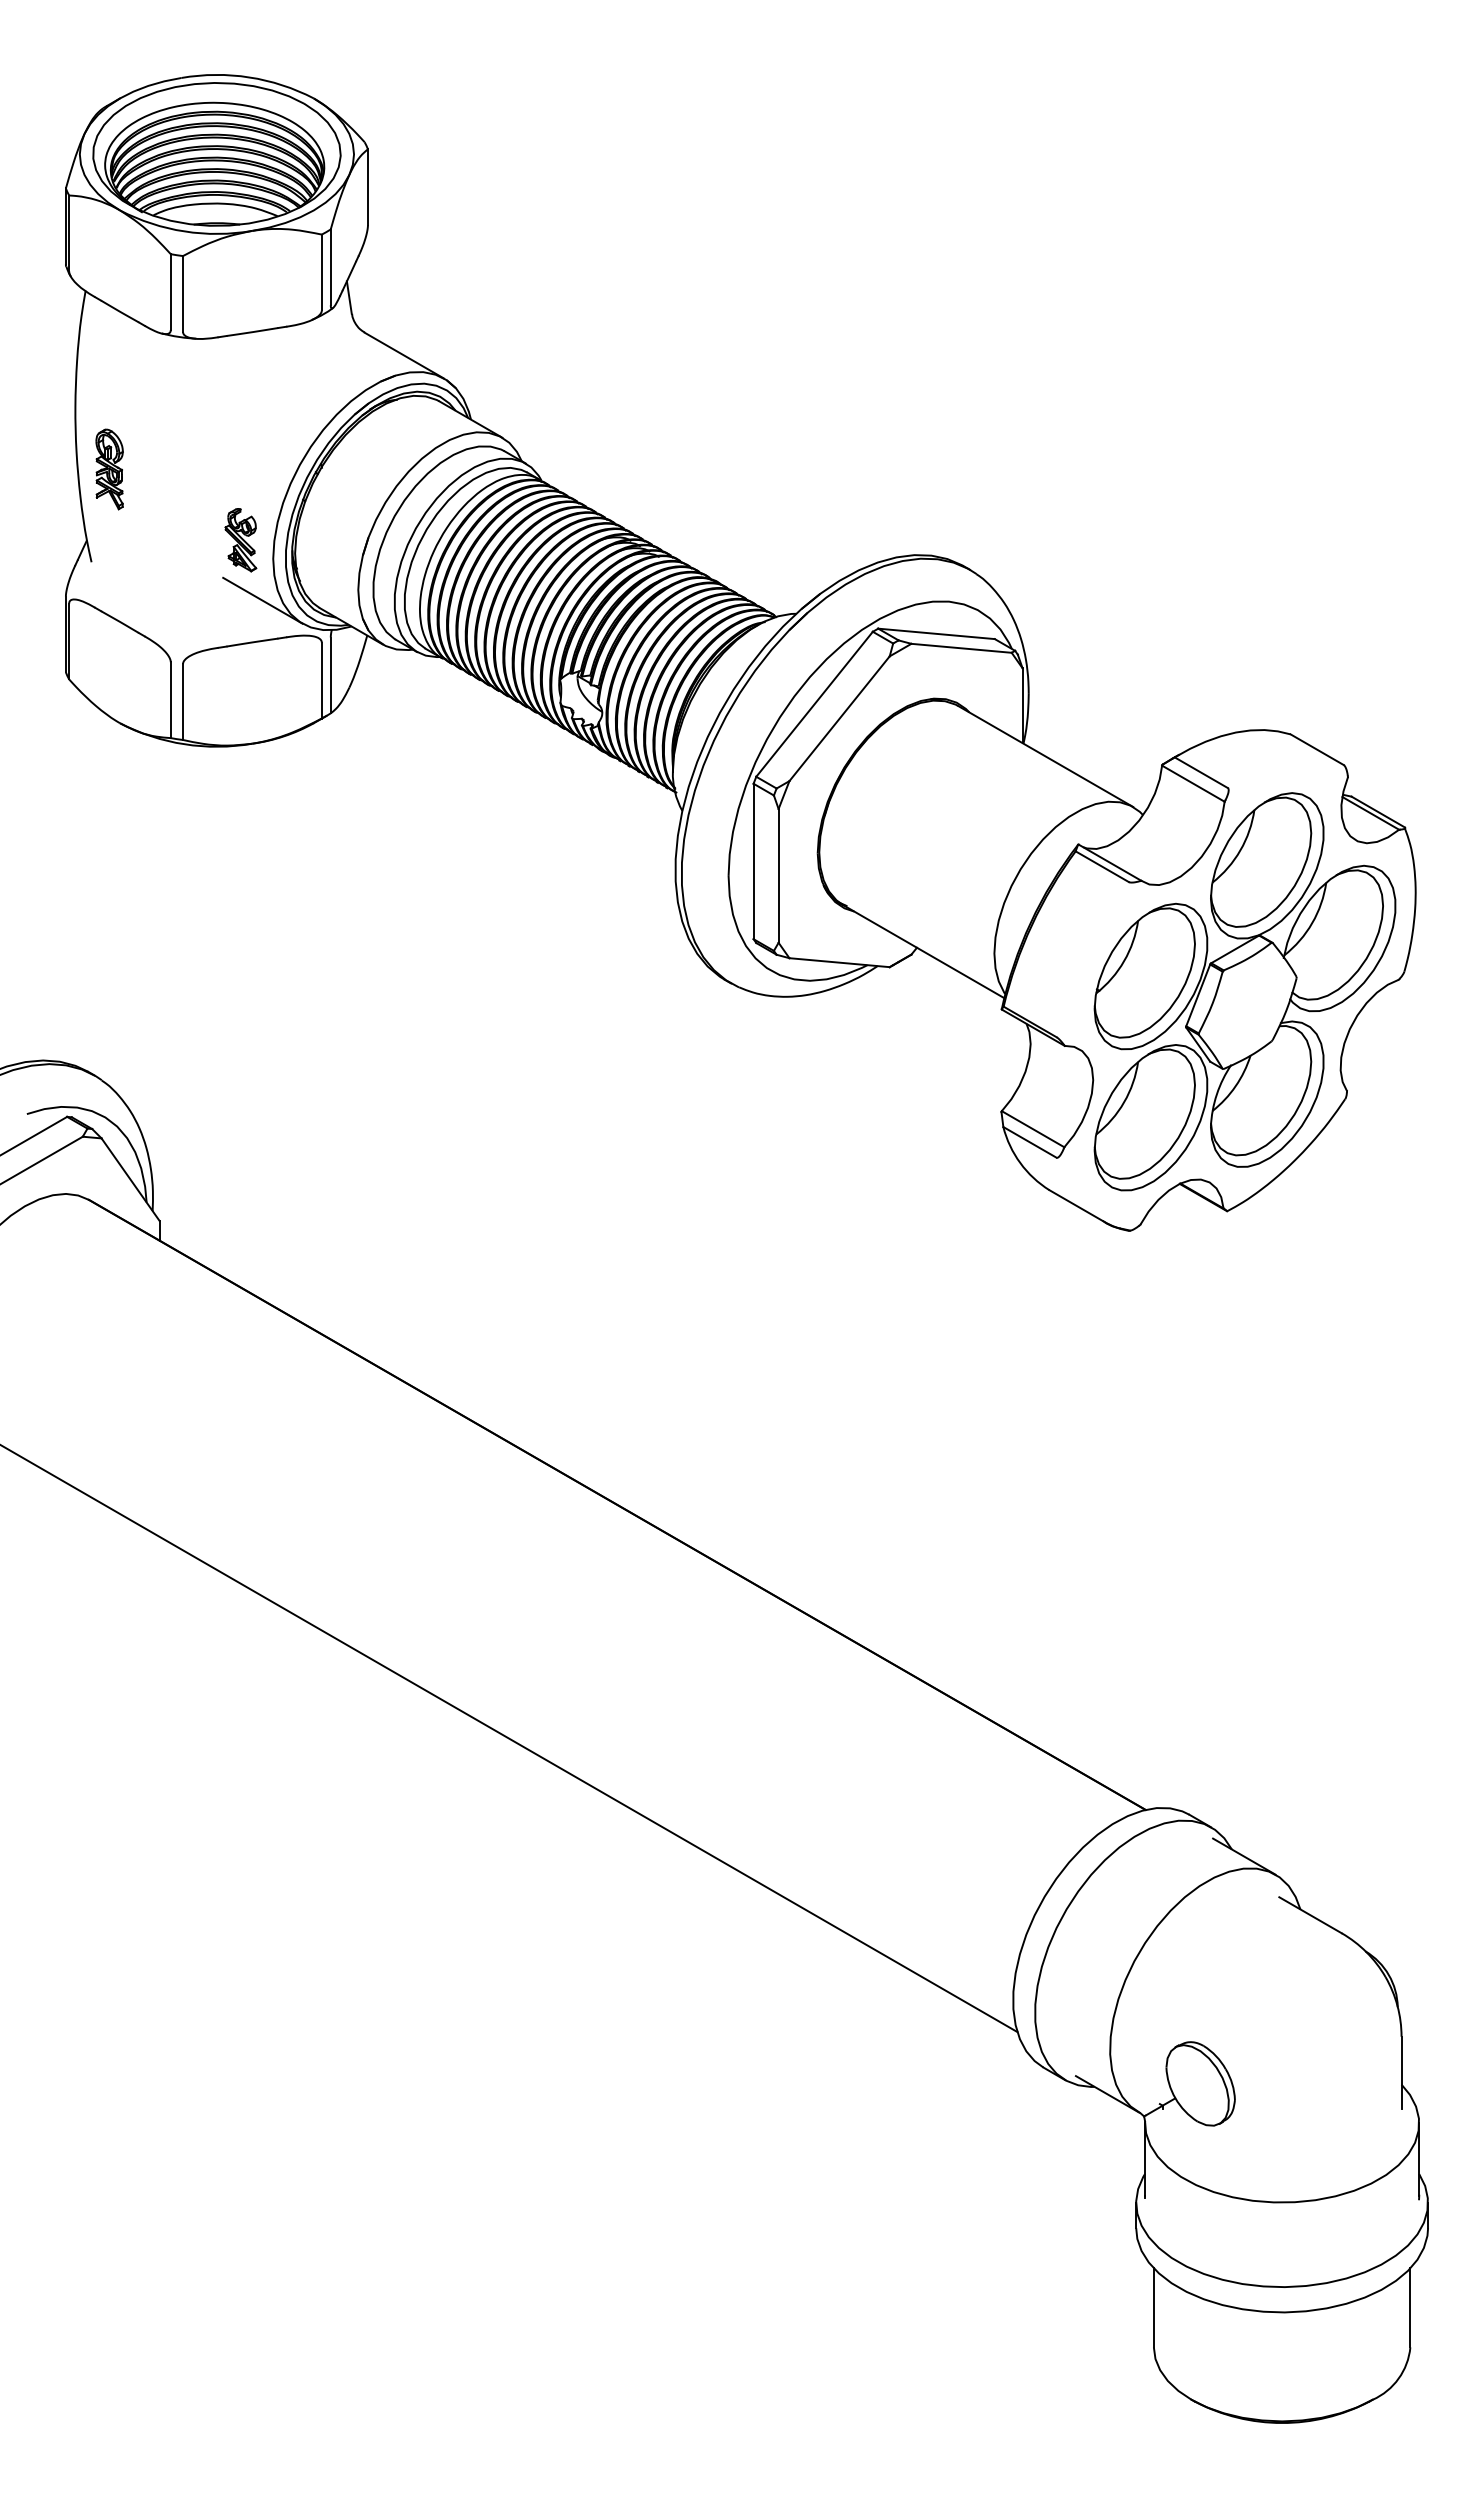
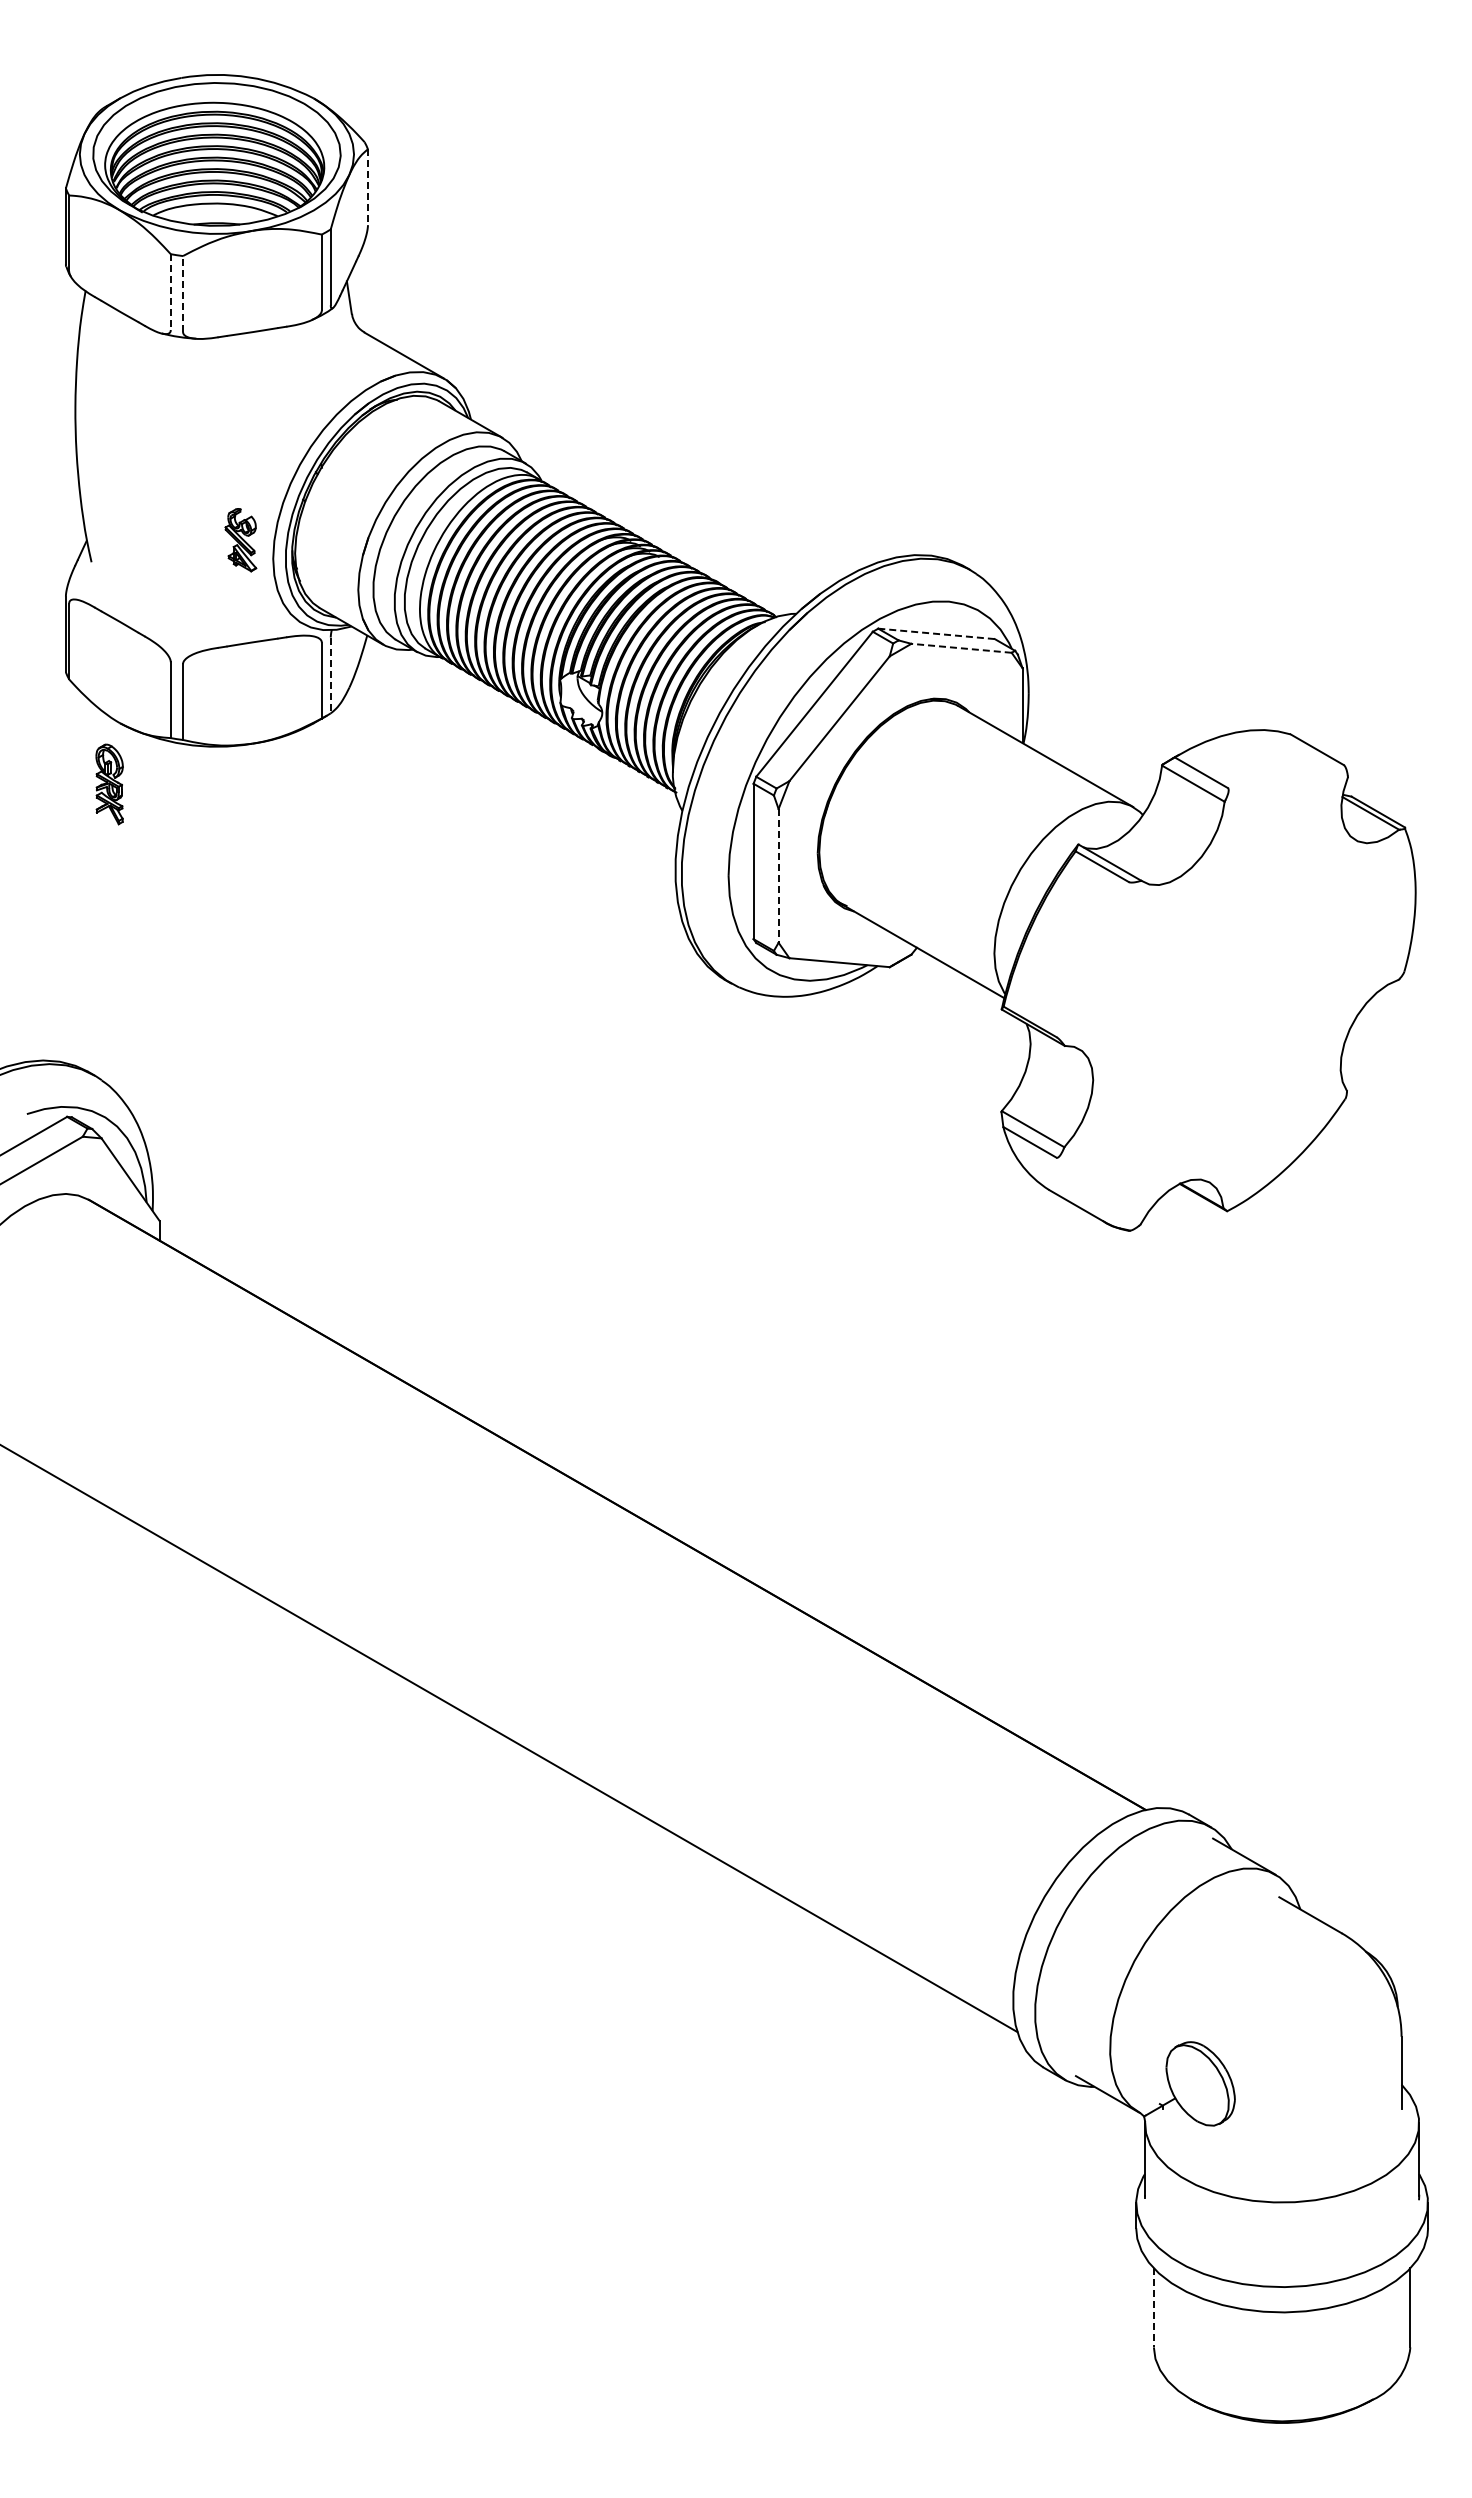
line: solid -> dashed (367, 187)
line: solid -> dashed (170, 292)
line: solid -> dashed (183, 293)
part position: (109, 469) -> (109, 784) (109, 784)
line: present -> none (262, 600)
line: solid -> dashed (936, 633)
line: solid -> dashed (961, 648)
line: solid -> dashed (330, 675)
line: solid -> dashed (778, 875)
part: present -> none (1244, 991)
line: solid -> dashed (1153, 2308)
